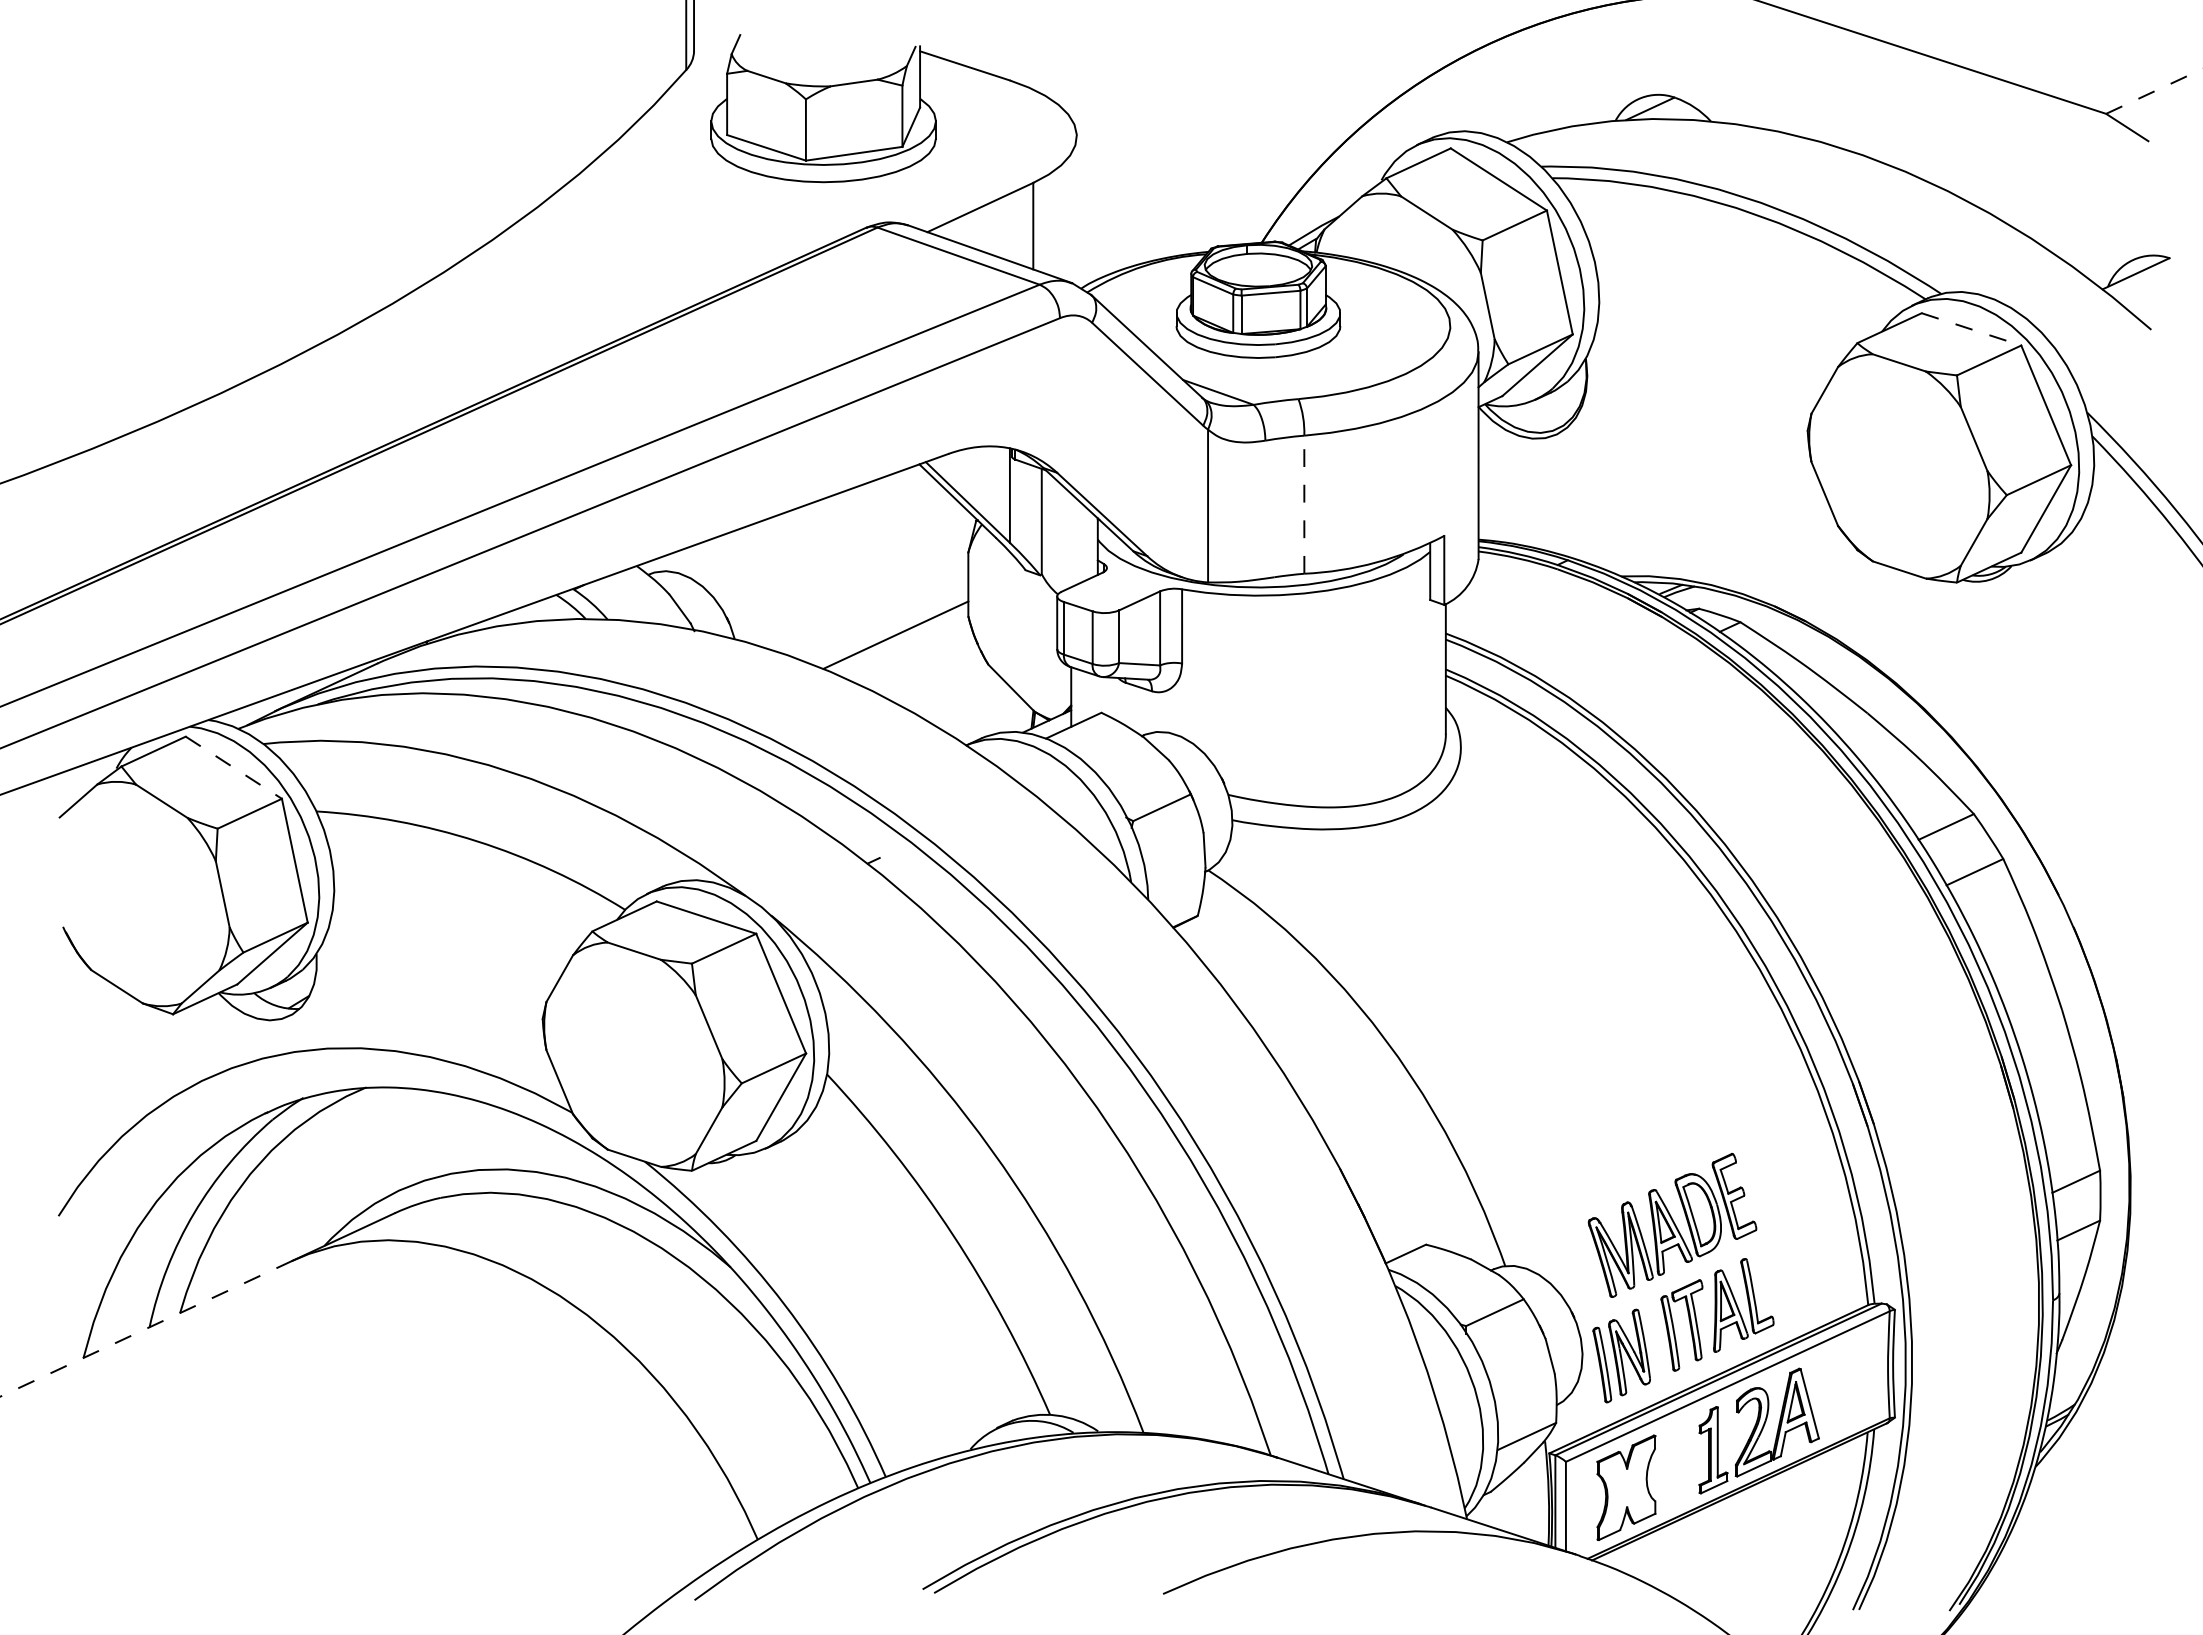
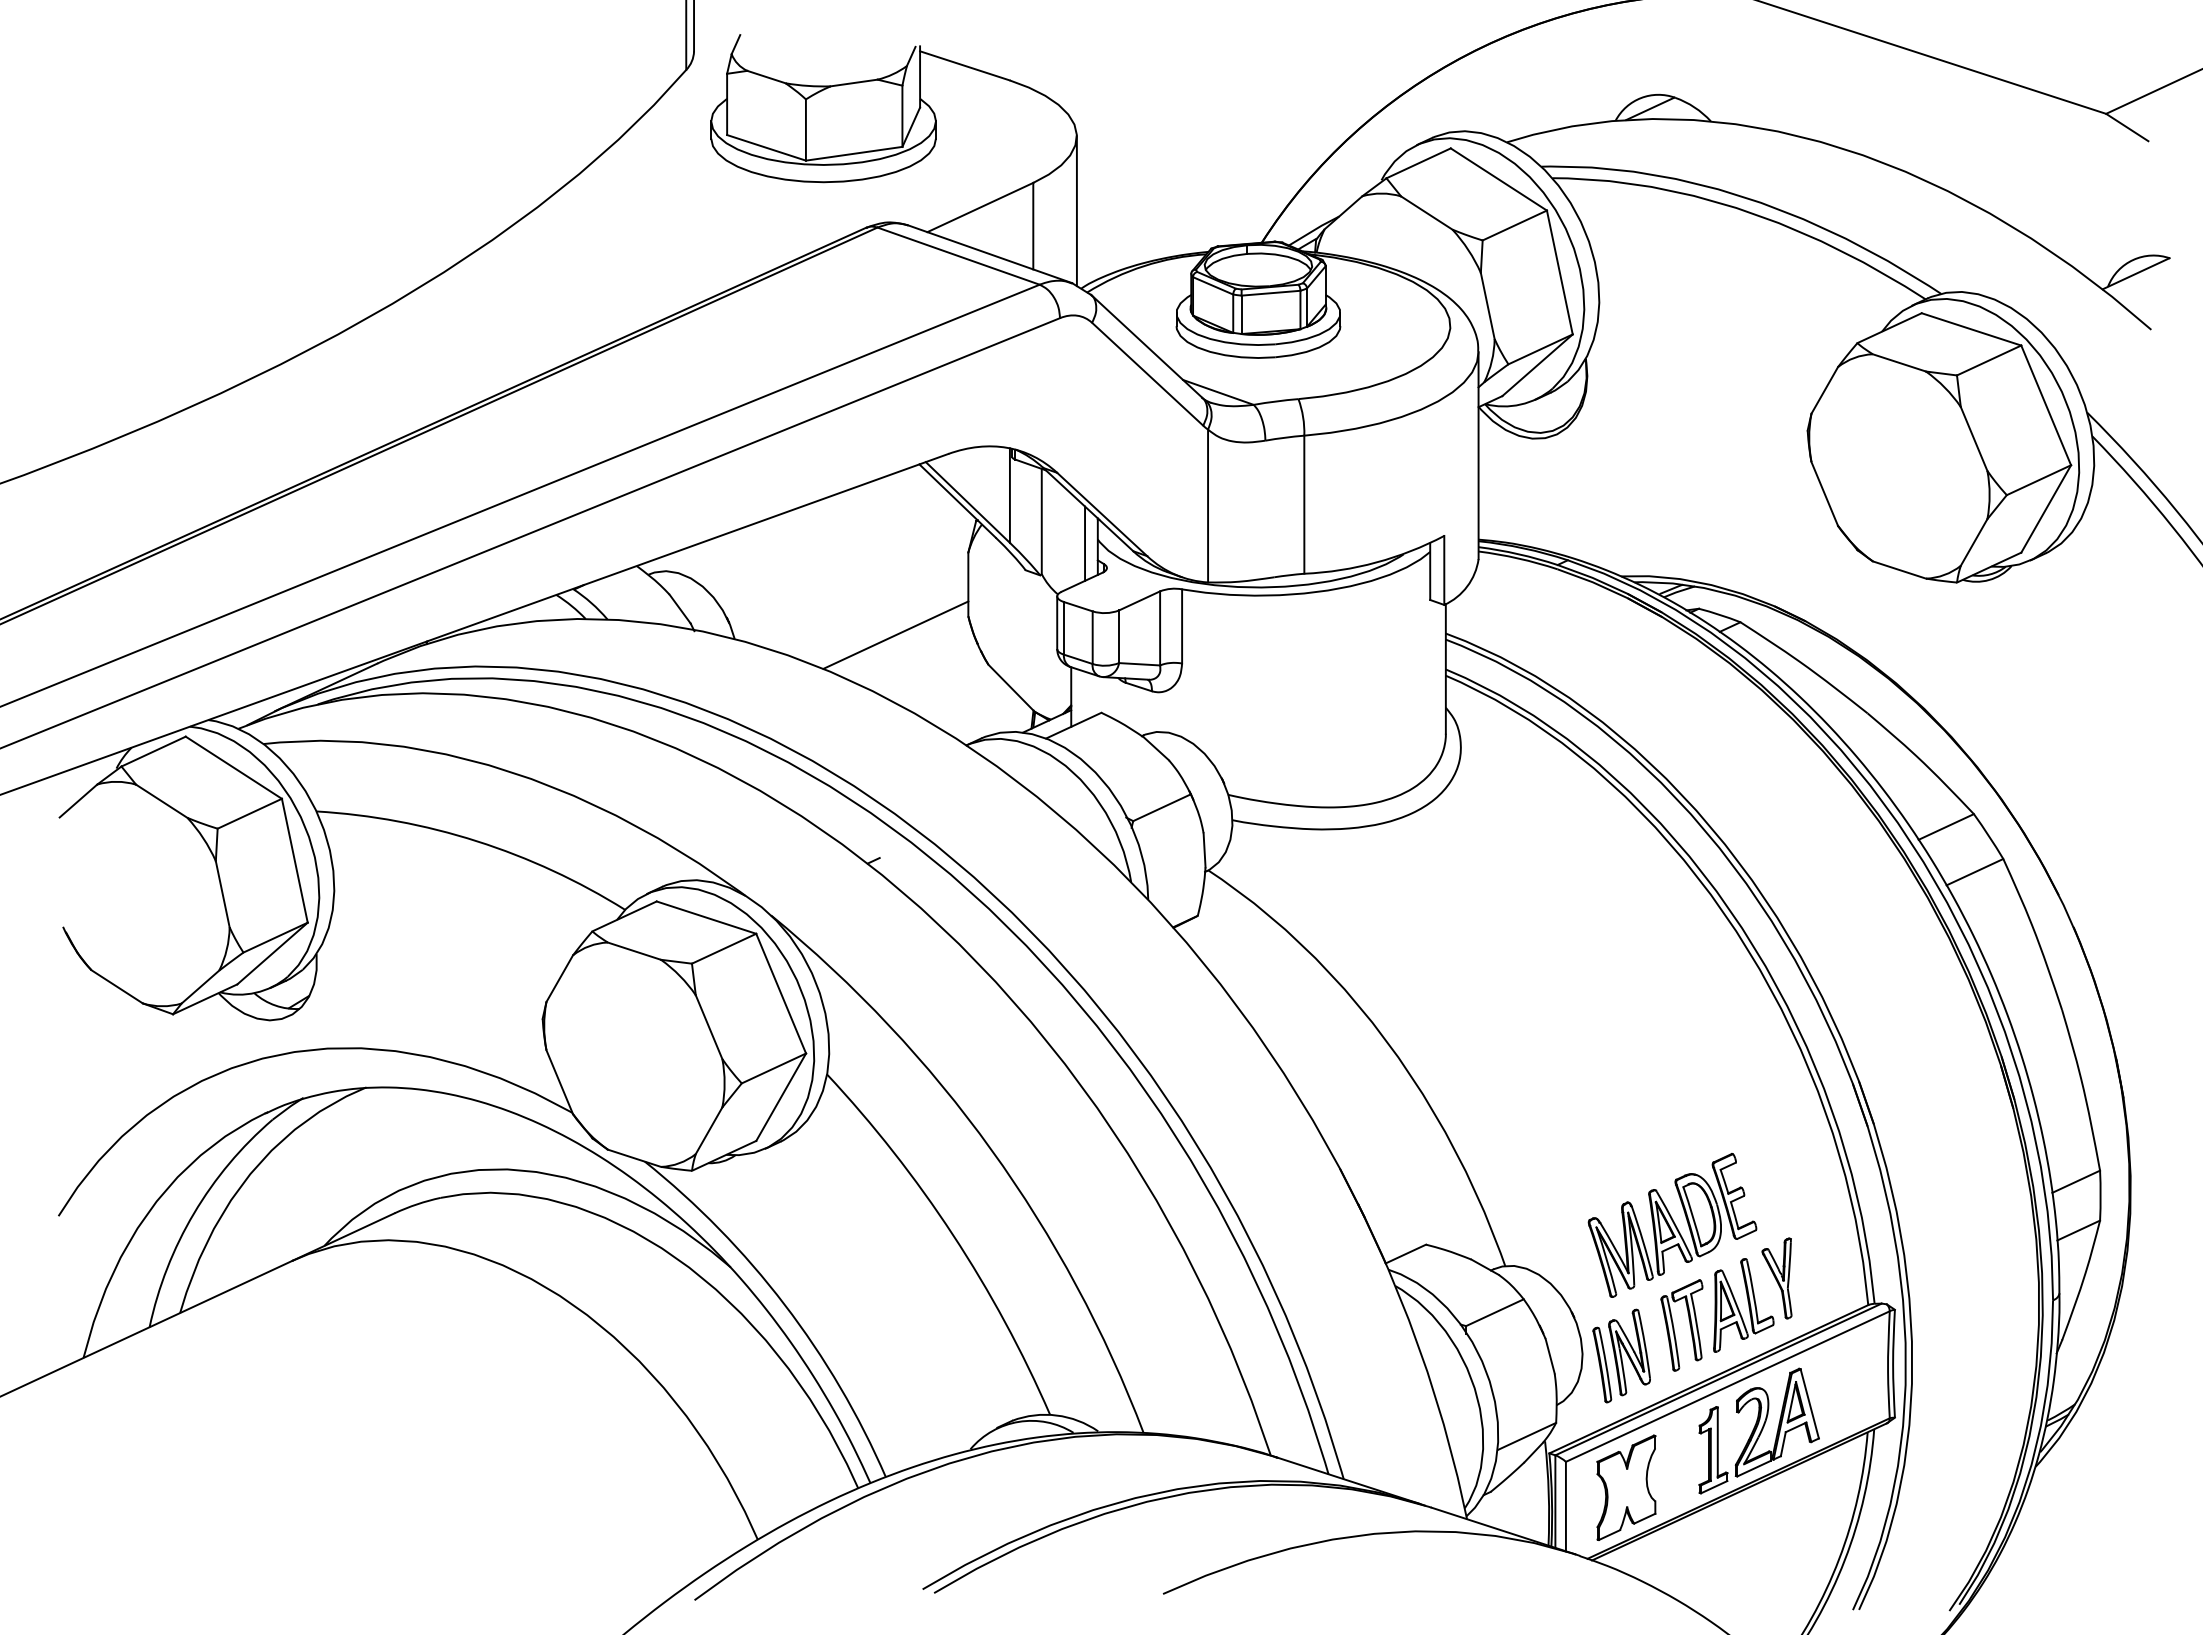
line: dashed -> solid (2154, 91)
line: none -> present (1076, 211)
line: dashed -> solid (1971, 329)
line: dashed -> solid (1304, 504)
line: none -> present (1085, 543)
line: dashed -> solid (234, 768)
part: none -> present (1776, 1278)
line: dashed -> solid (146, 1328)
